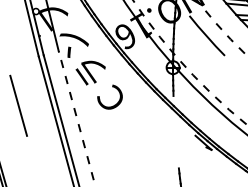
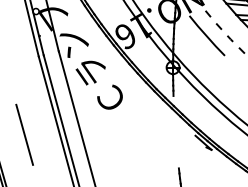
arc: dashed -> solid (185, 67)
line position: (18, 105) -> (24, 134) (24, 134)
line: dashed -> solid (77, 118)
